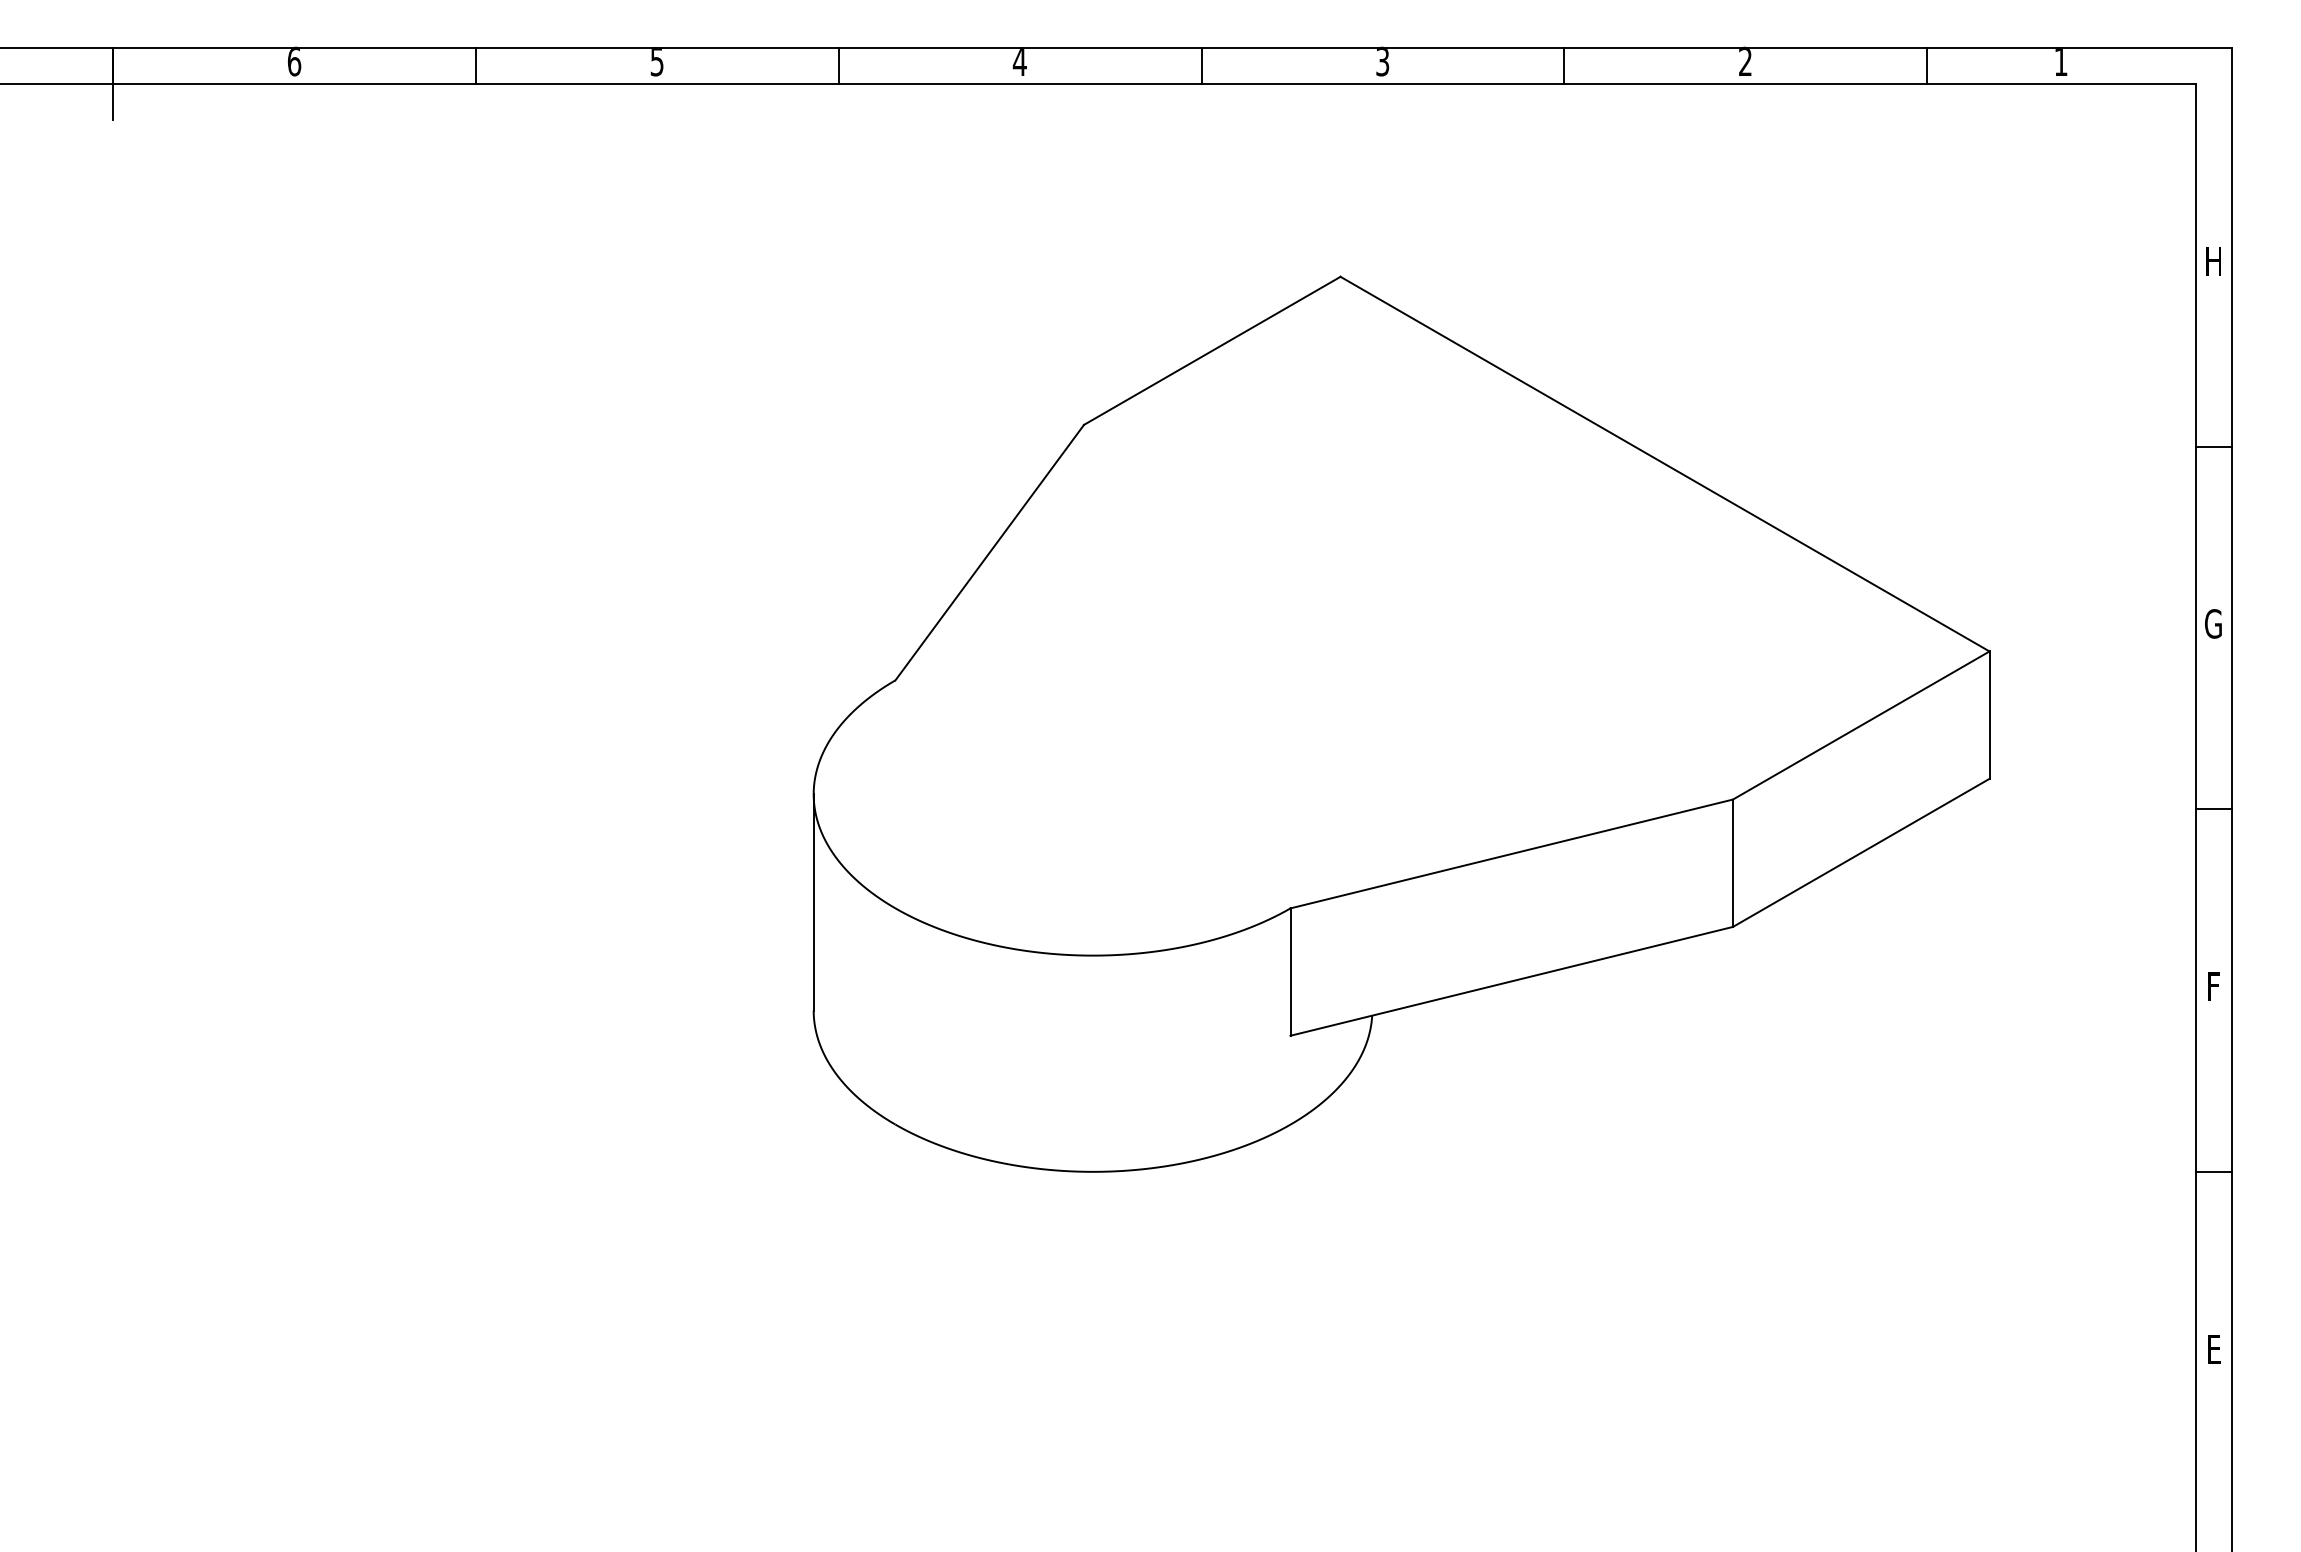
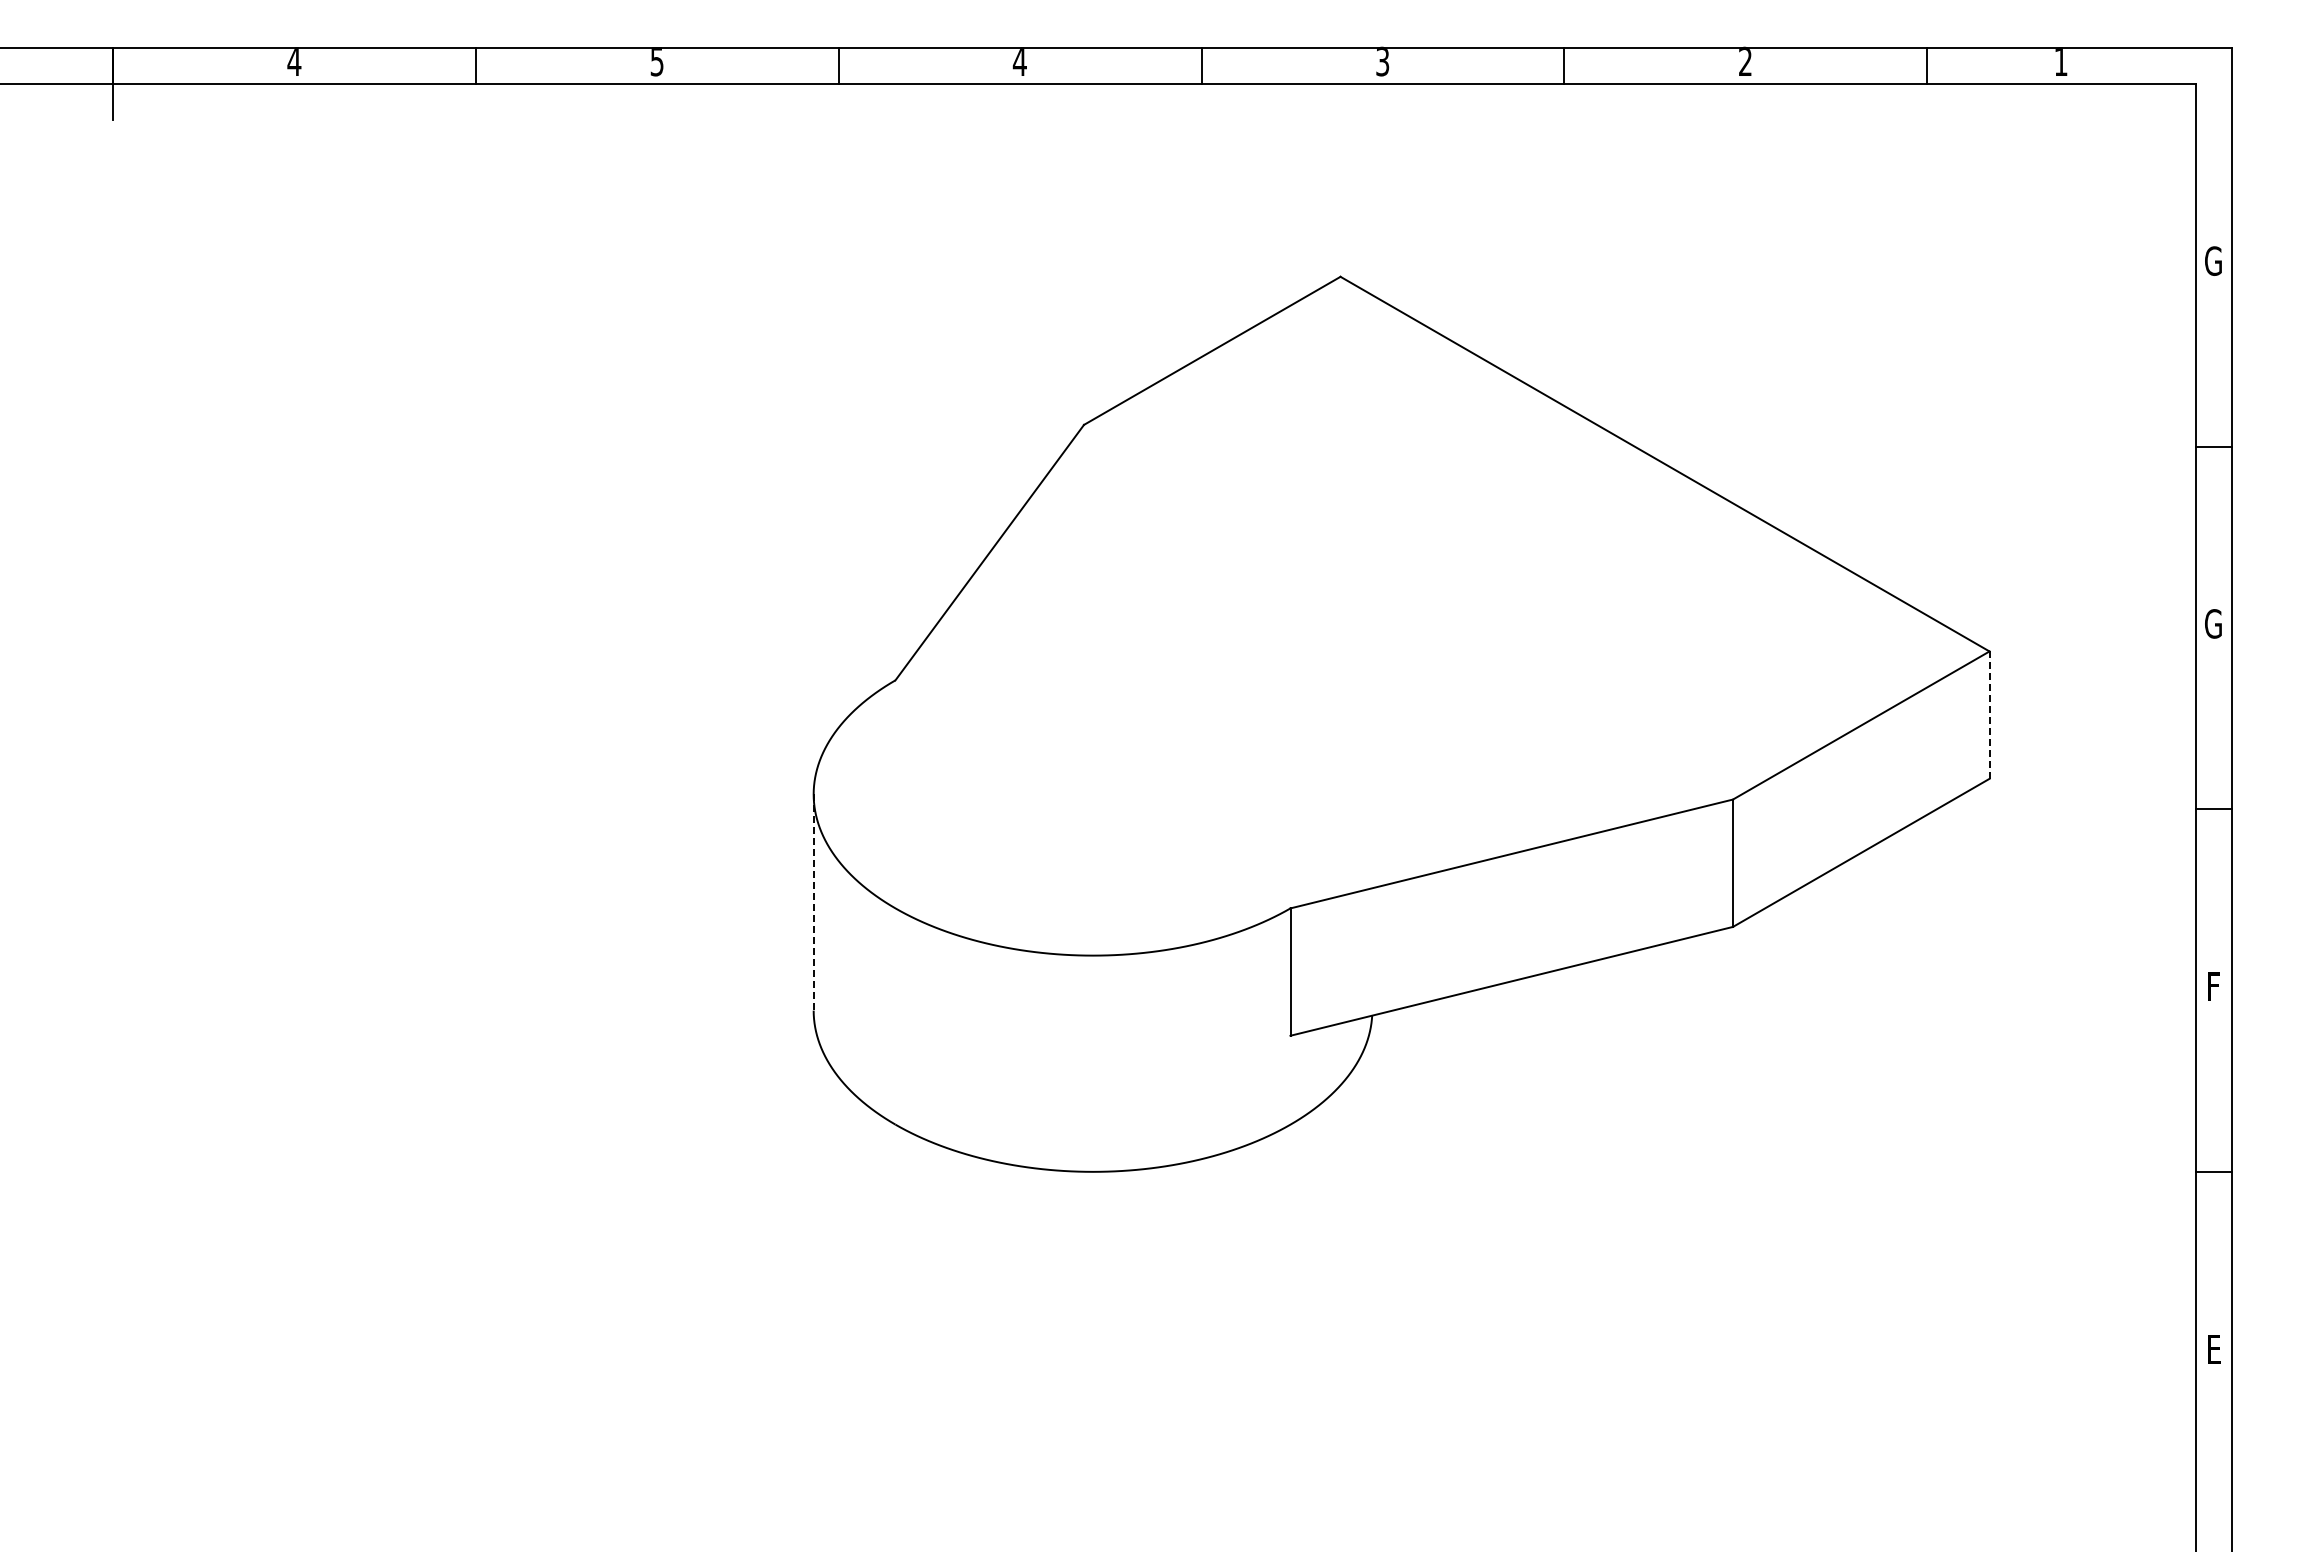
text: 6 -> 4 (294, 61)
text: H -> G (2213, 260)
line: solid -> dashed (1989, 715)
line: solid -> dashed (813, 902)
